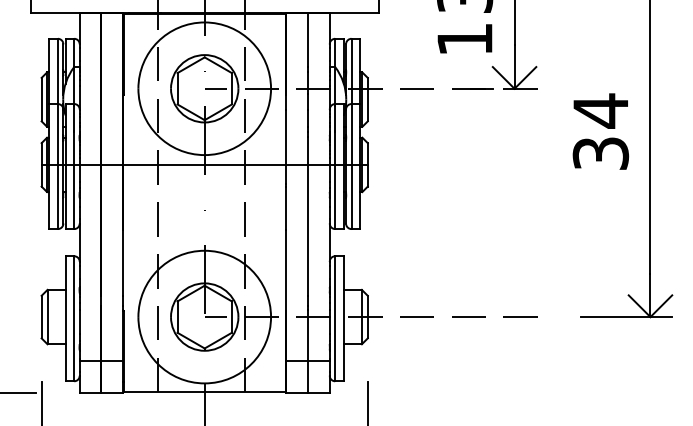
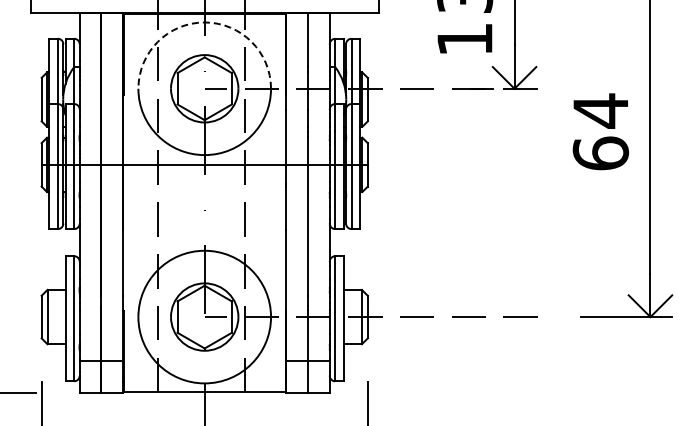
arc: solid -> dashed (204, 22)
text: 34 -> 64 (600, 153)
